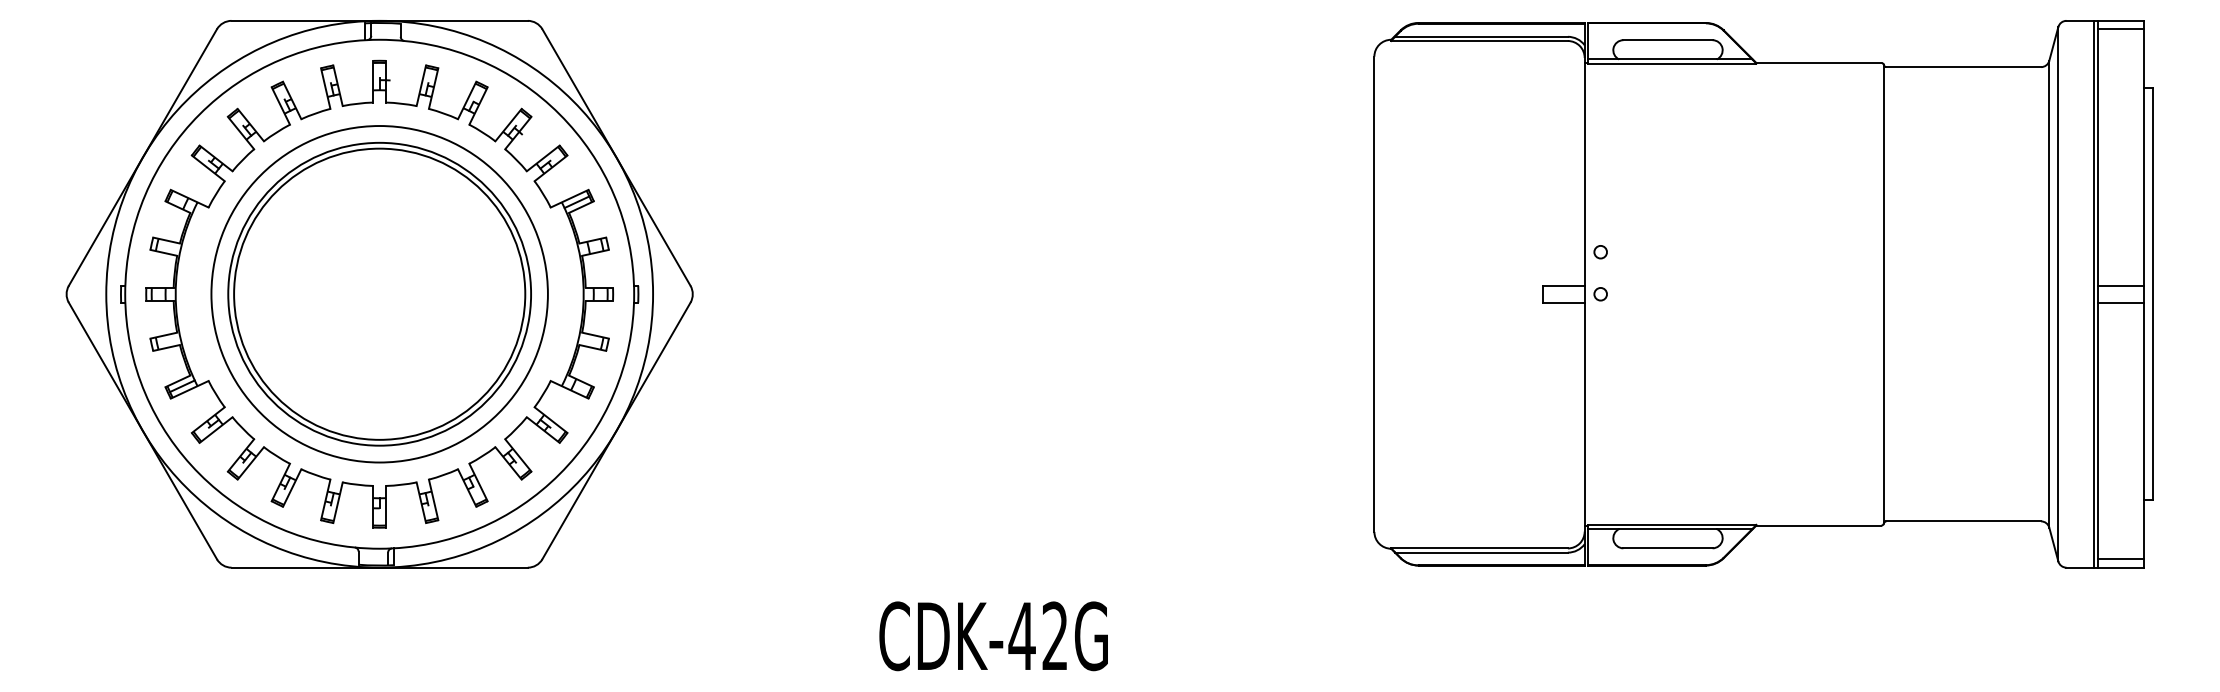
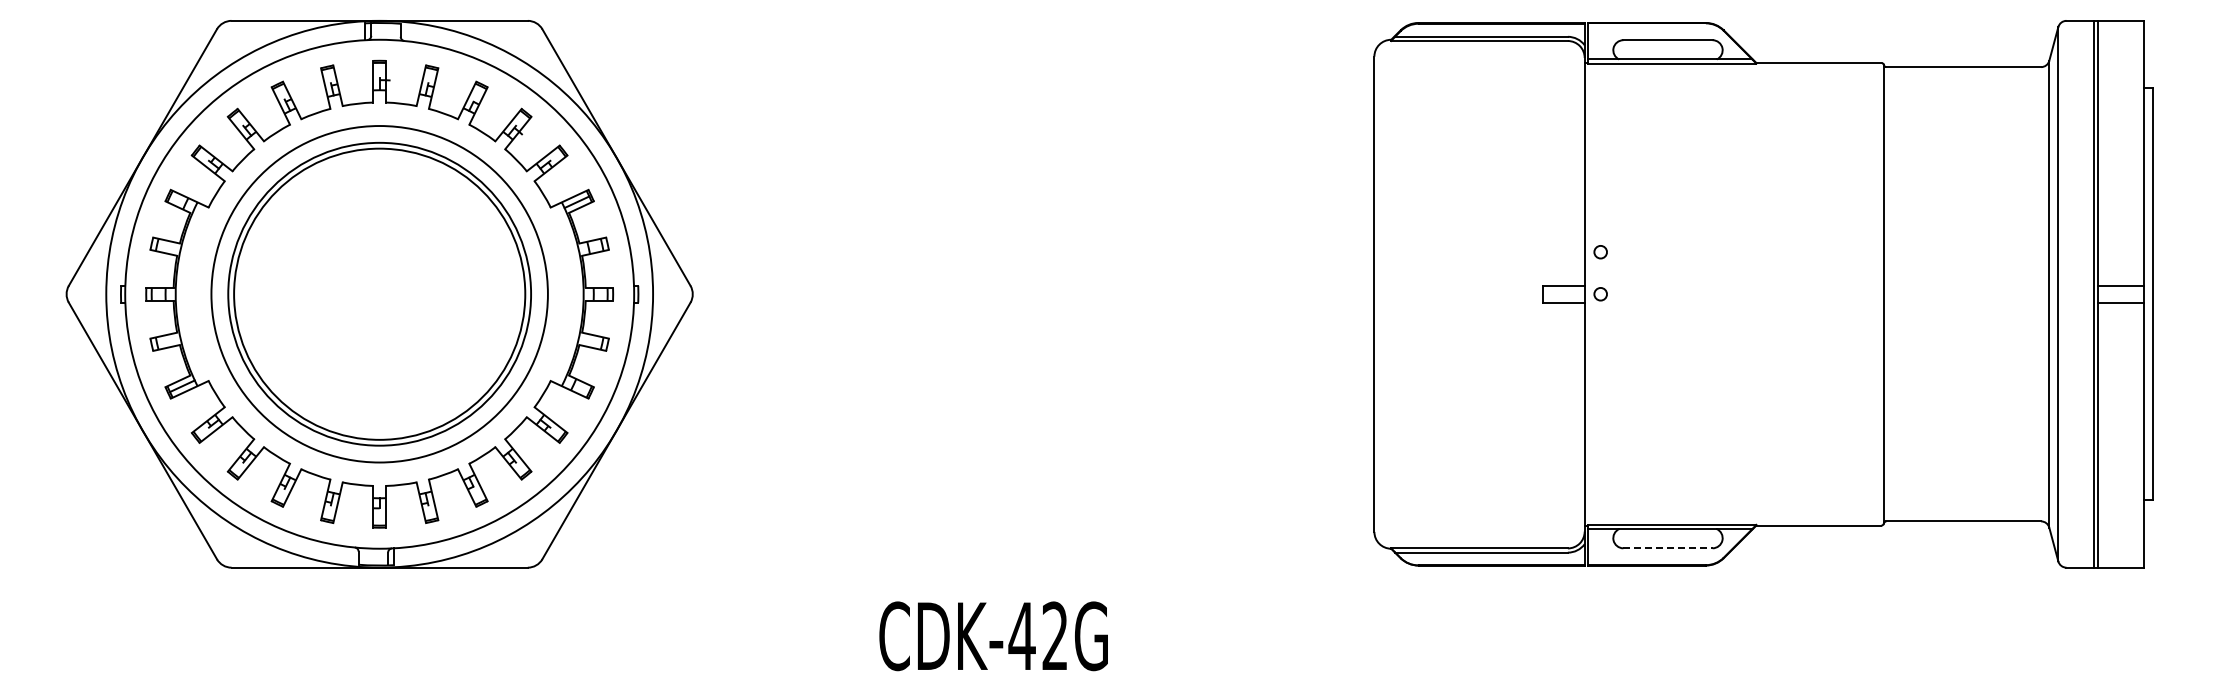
line: present -> none (2120, 29)
line: solid -> dashed (1668, 548)
line: present -> none (2120, 559)
